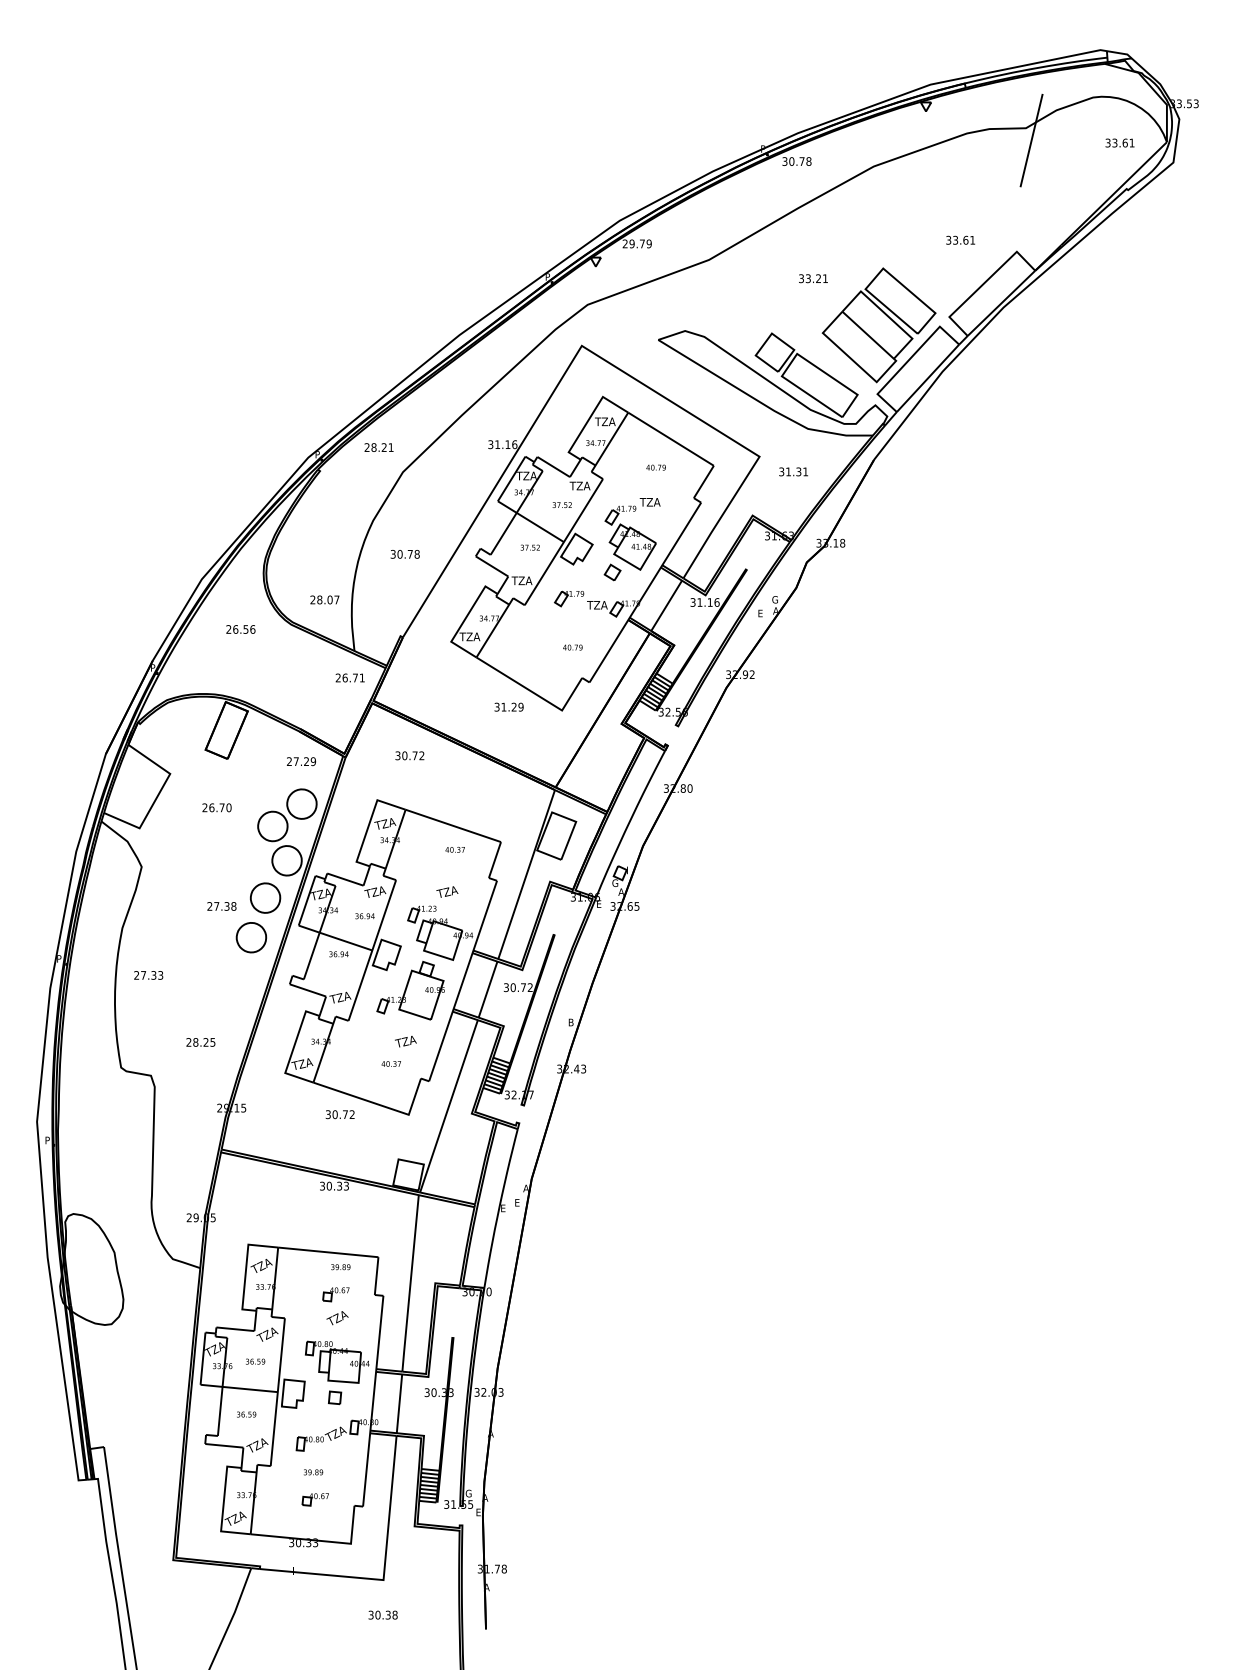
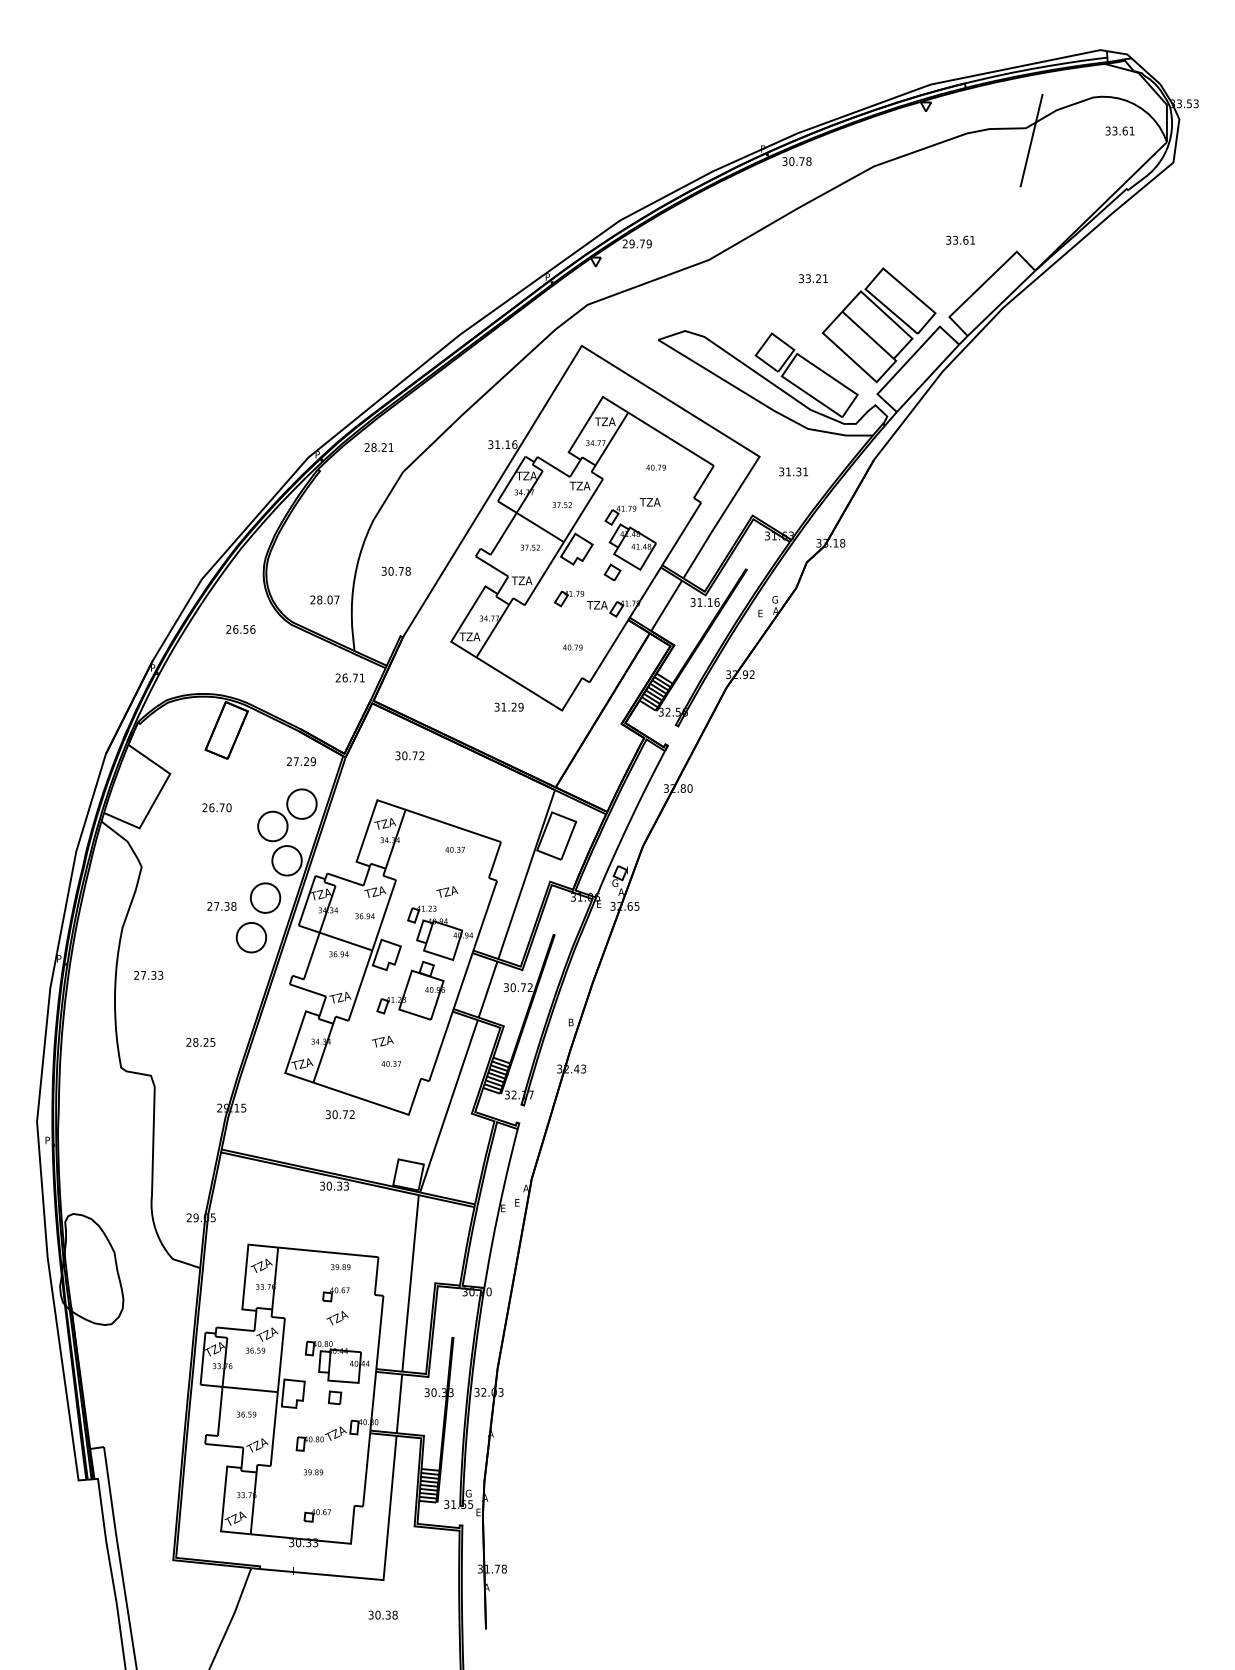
text position: (1119, 142) -> (1119, 130) (1119, 130)
text position: (404, 554) -> (395, 571) (395, 571)
text position: (405, 1041) -> (382, 1041) (382, 1041)
text position: (255, 1361) -> (255, 1350) (255, 1350)
part position: (314, 1499) -> (316, 1515) (316, 1515)
